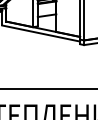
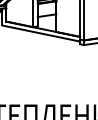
line: present -> none (48, 89)
